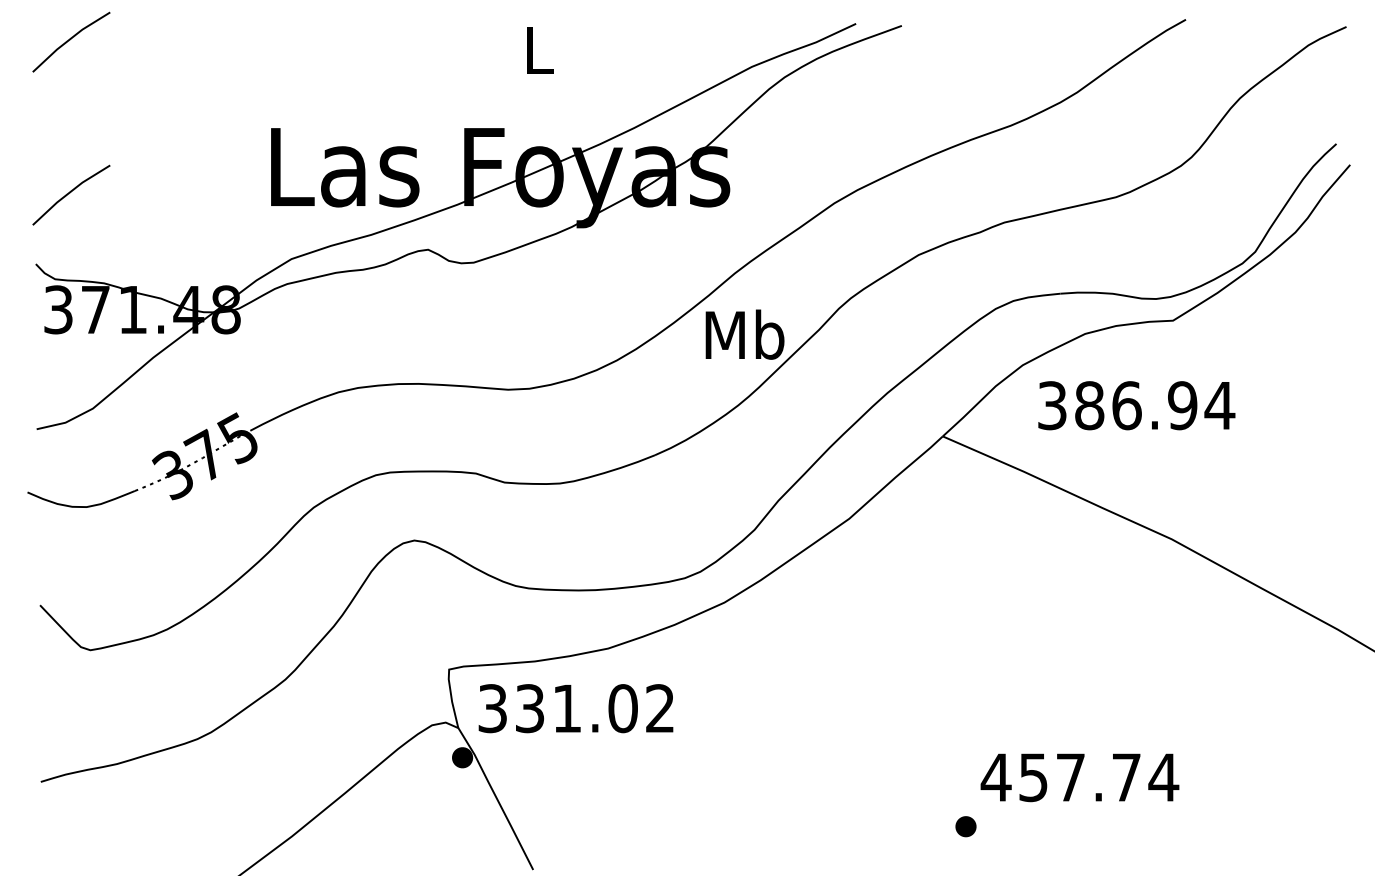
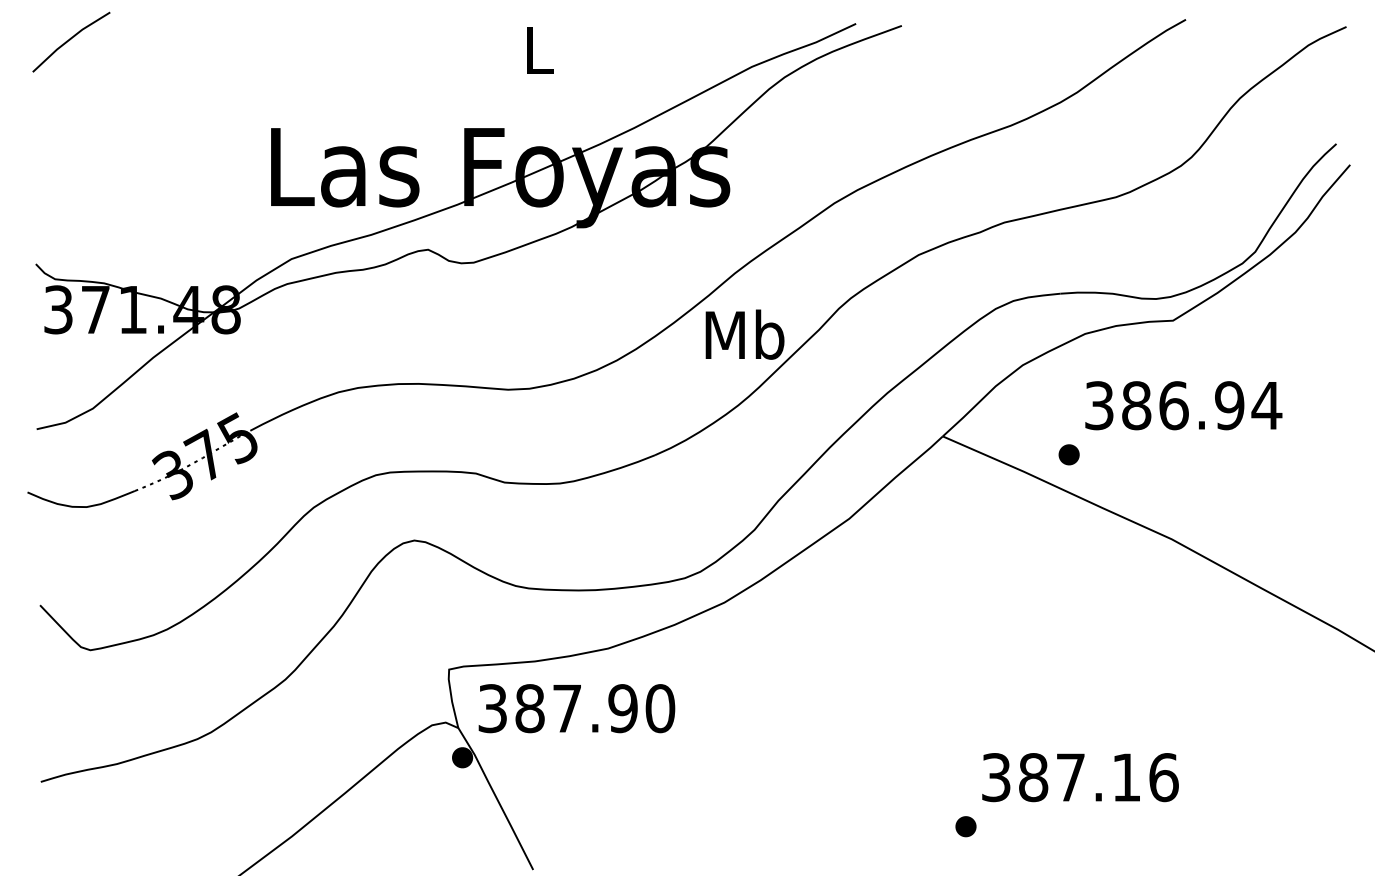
line: present -> none (70, 193)
text position: (1136, 405) -> (1183, 405) (1183, 405)
part: none -> present (1068, 454)
text: 331.02 -> 387.90 (595, 708)
text: 457.74 -> 387.16 (1079, 777)
